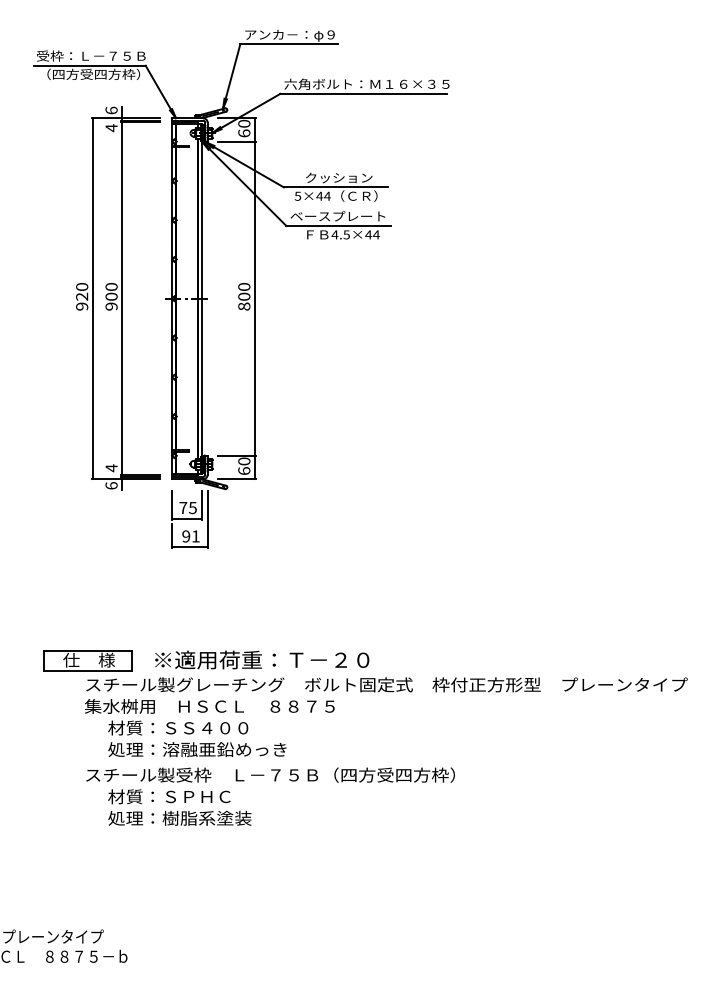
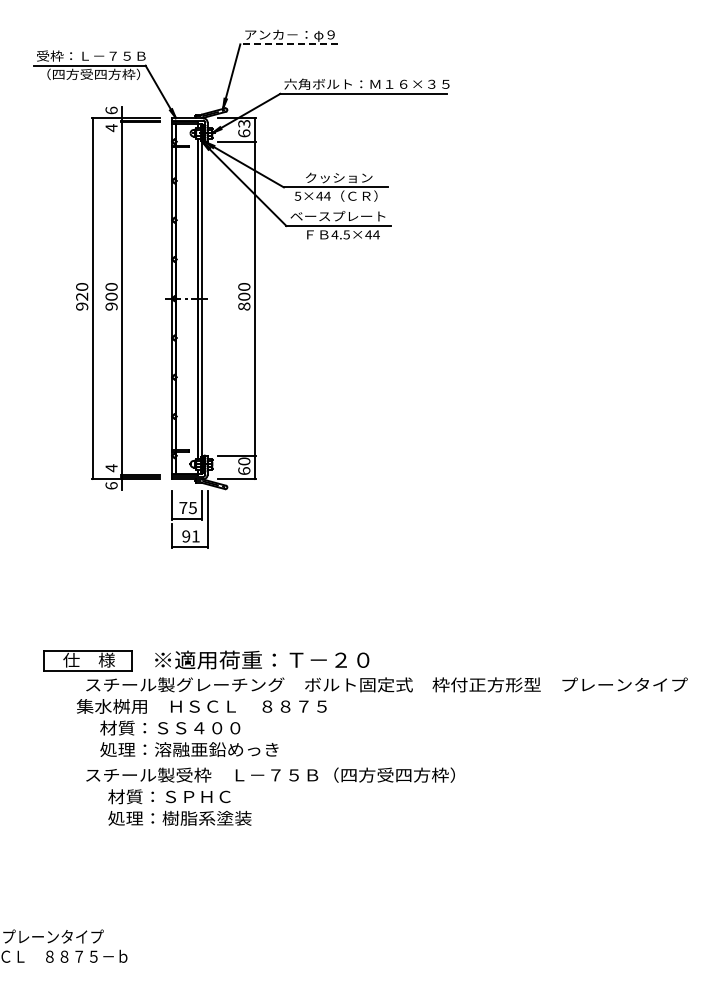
line: solid -> dashed (289, 44)
text: 60 -> 63 (244, 123)
text position: (209, 728) -> (201, 728) (201, 728)
